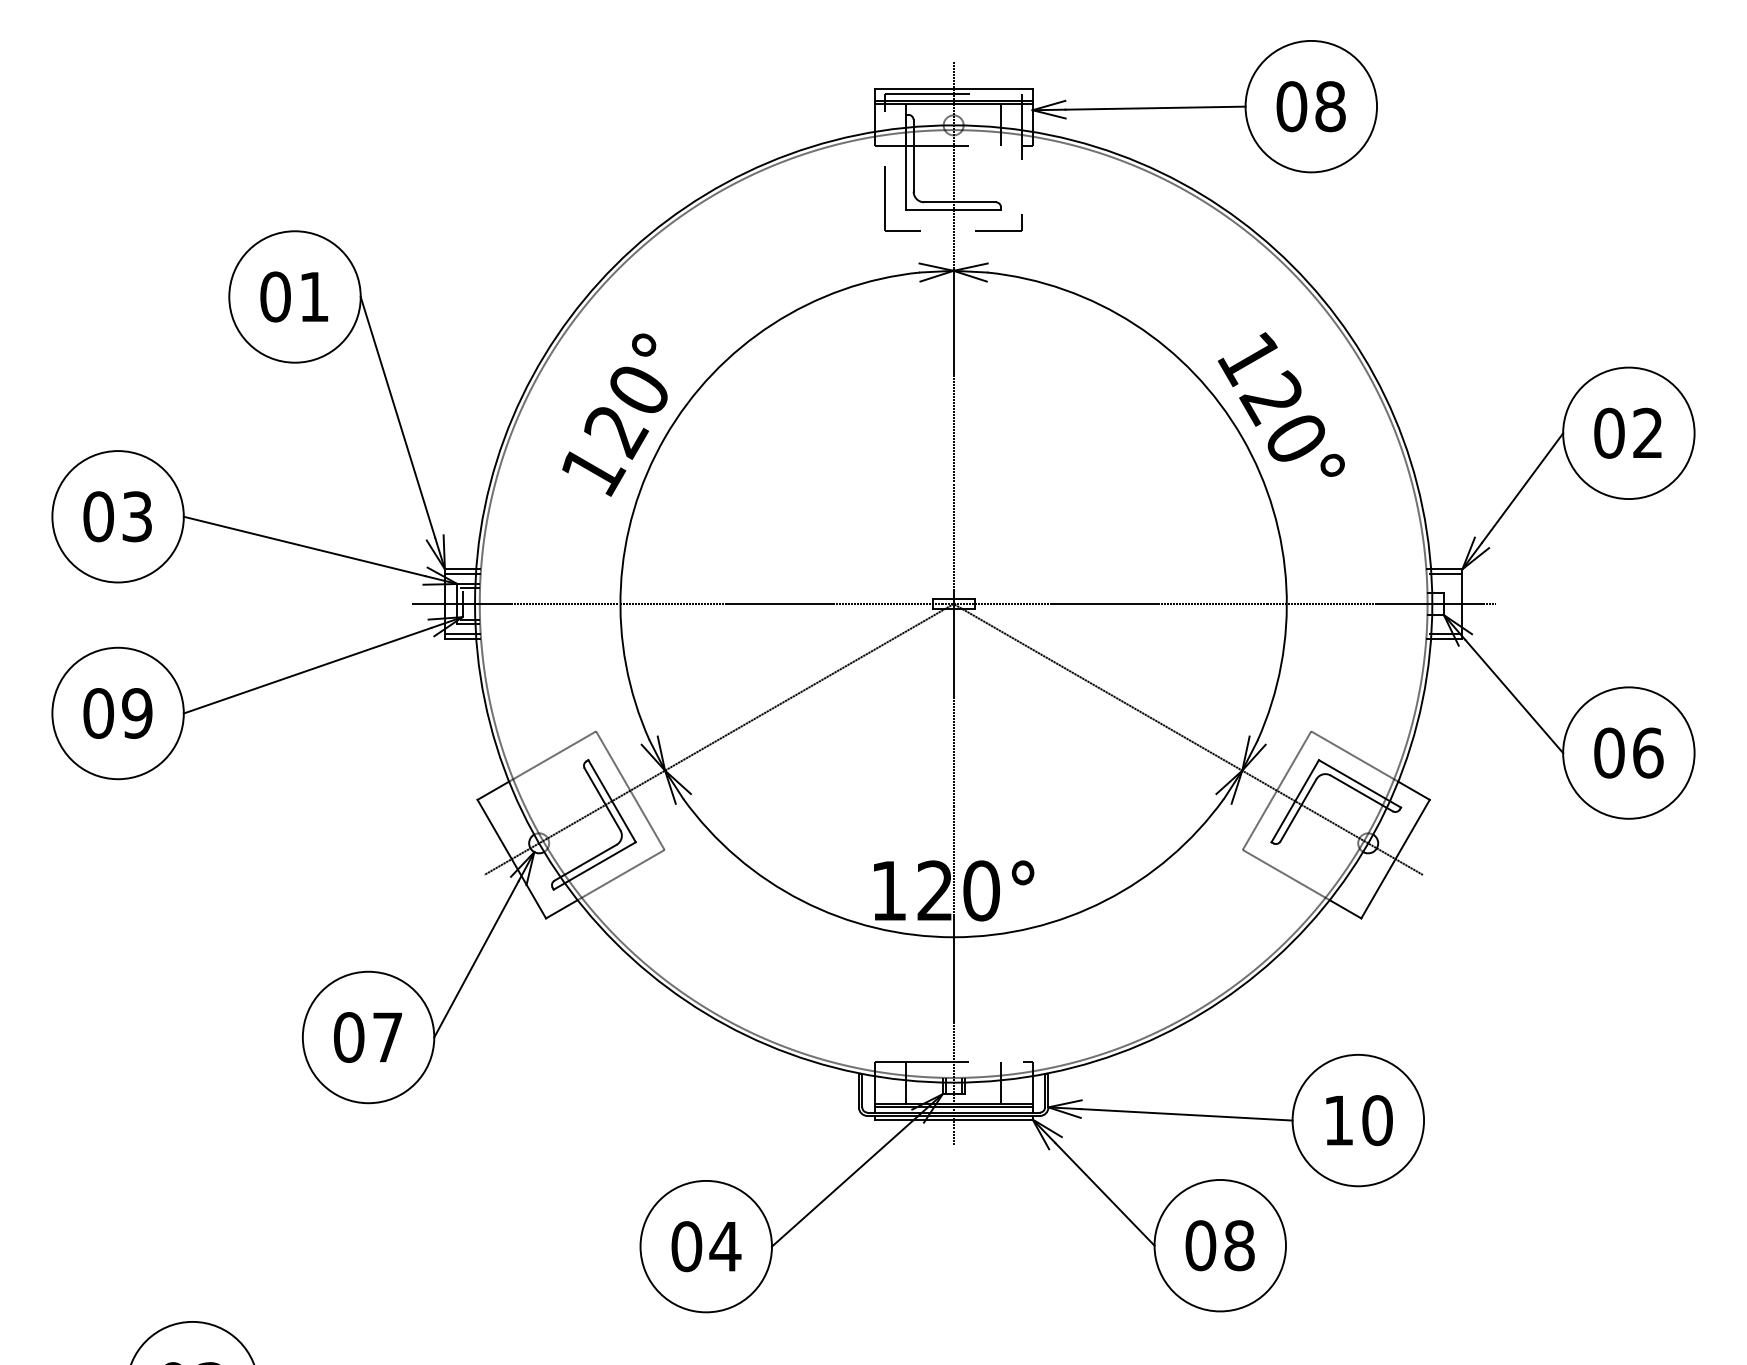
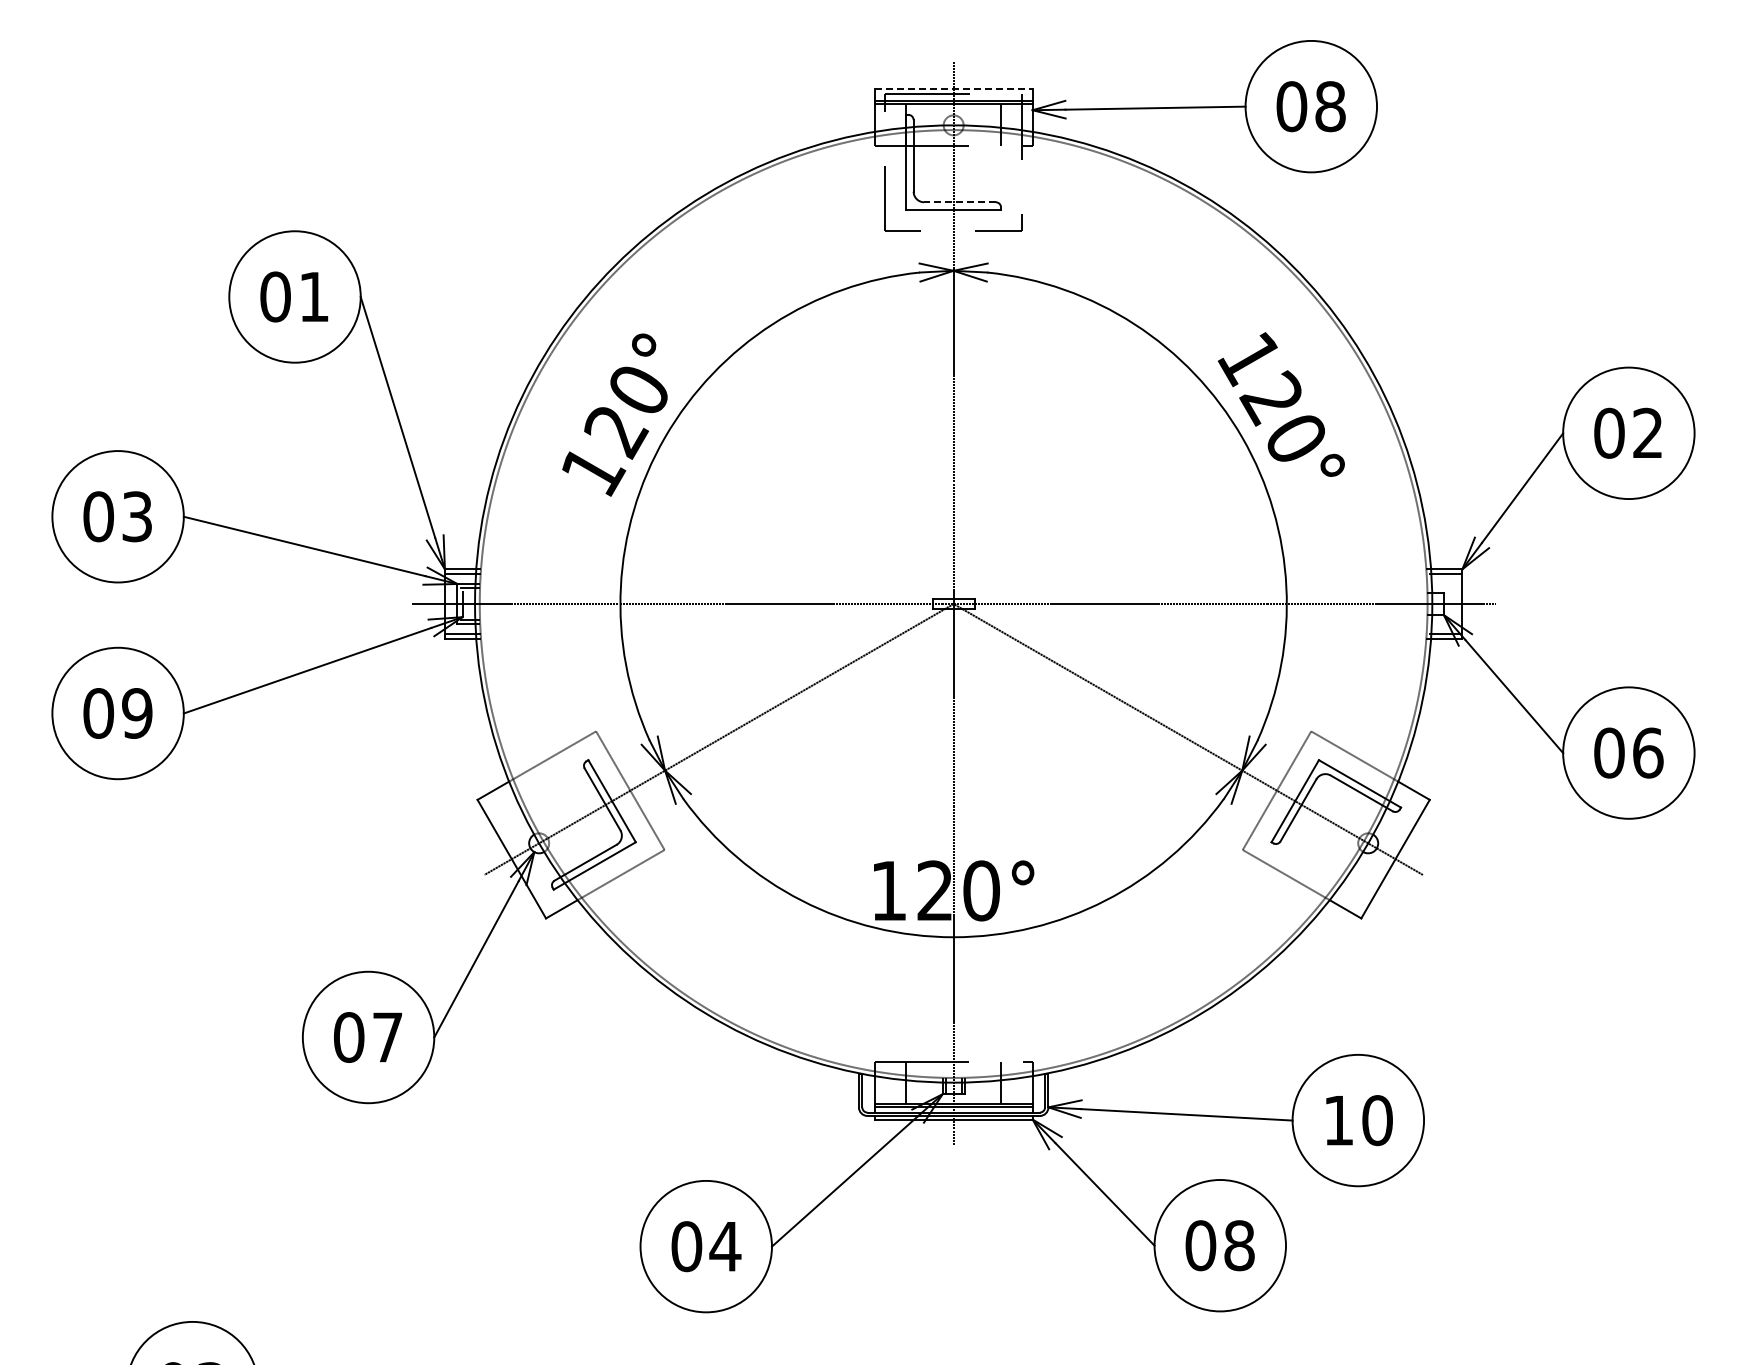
line: solid -> dashed (953, 88)
line: solid -> dashed (960, 202)
